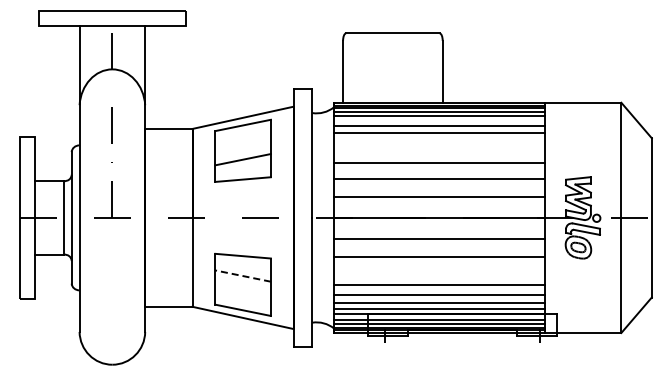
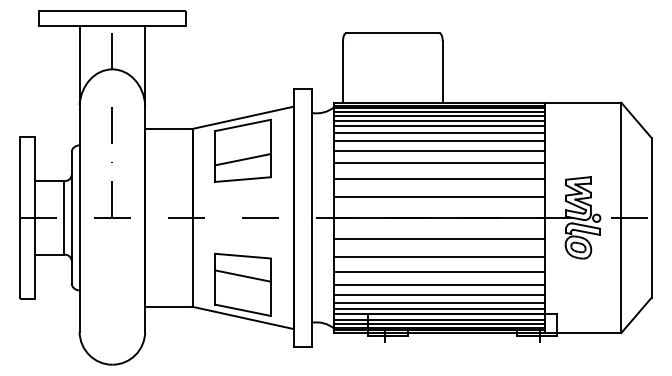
line: none -> present (439, 121)
line: none -> present (439, 140)
line: none -> present (439, 150)
line: none -> present (439, 272)
line: dashed -> solid (242, 275)
